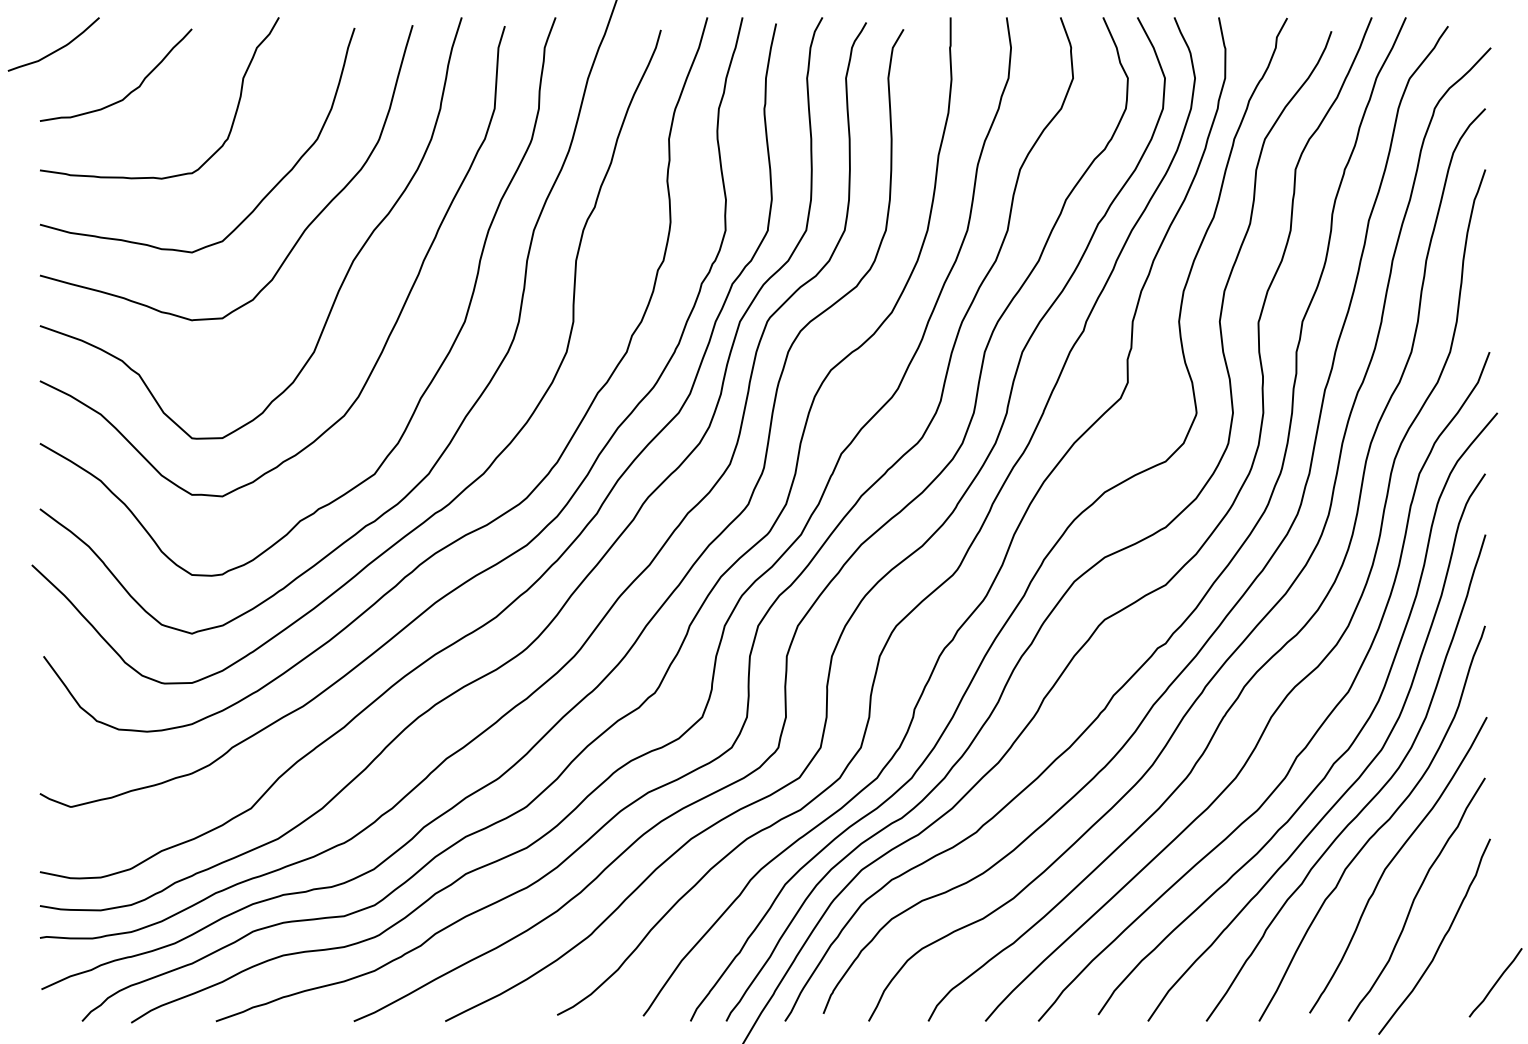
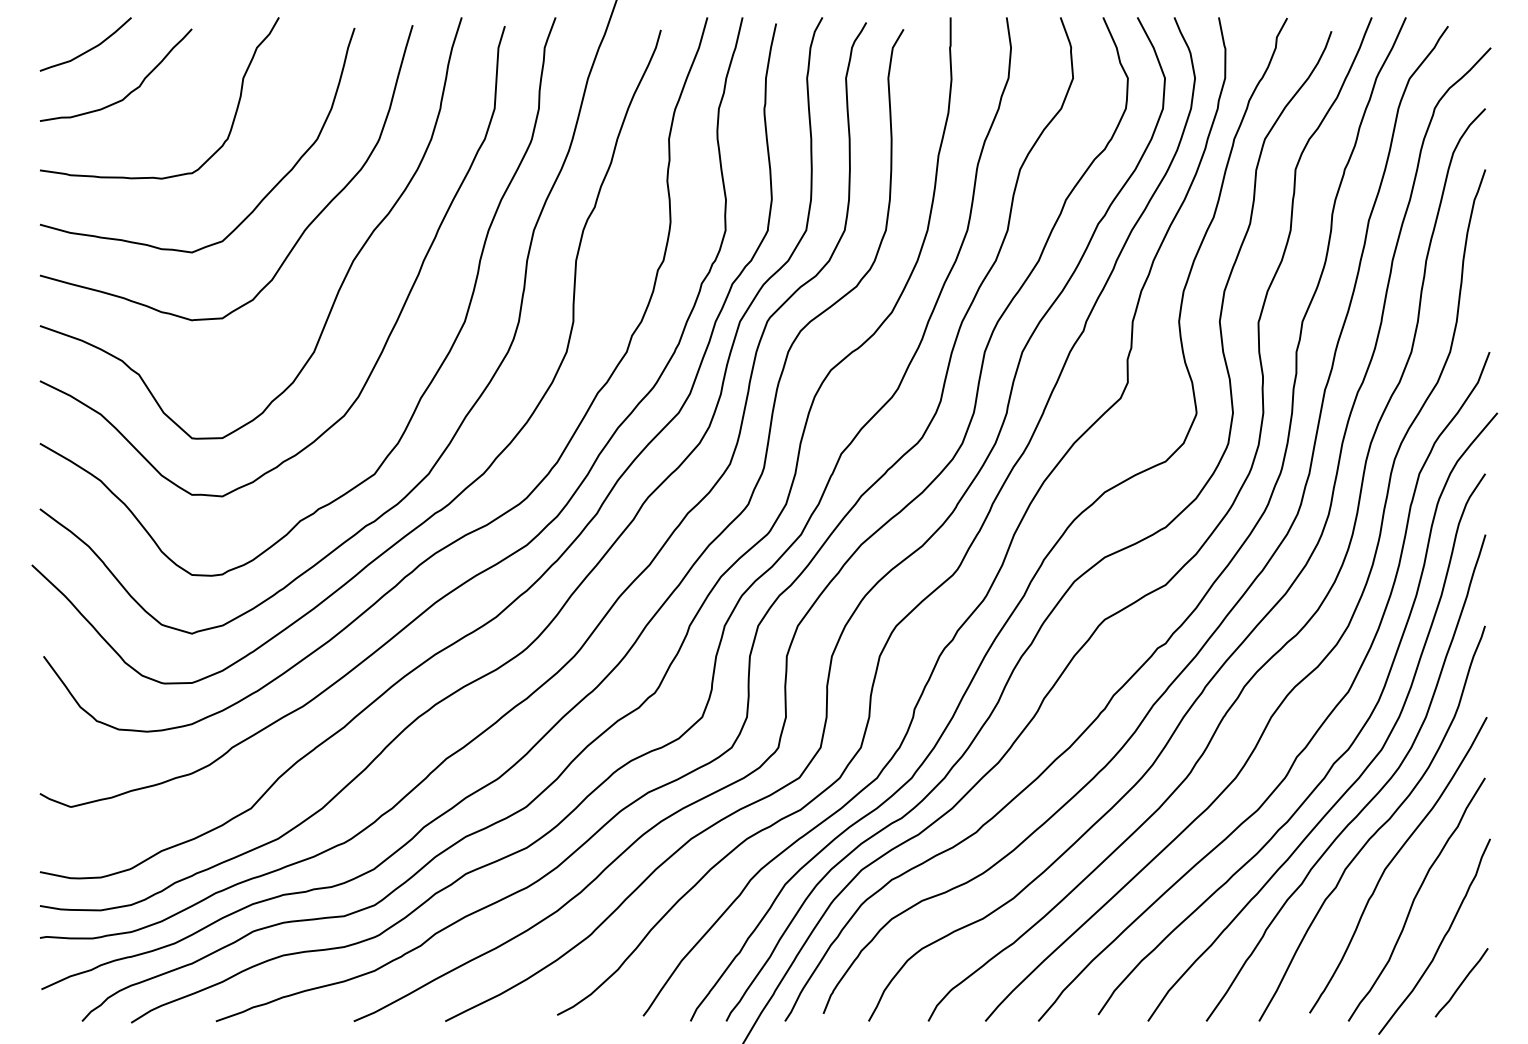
curve position: (56, 49) -> (88, 49) (88, 49)
curve position: (1495, 982) -> (1461, 982) (1461, 982)
